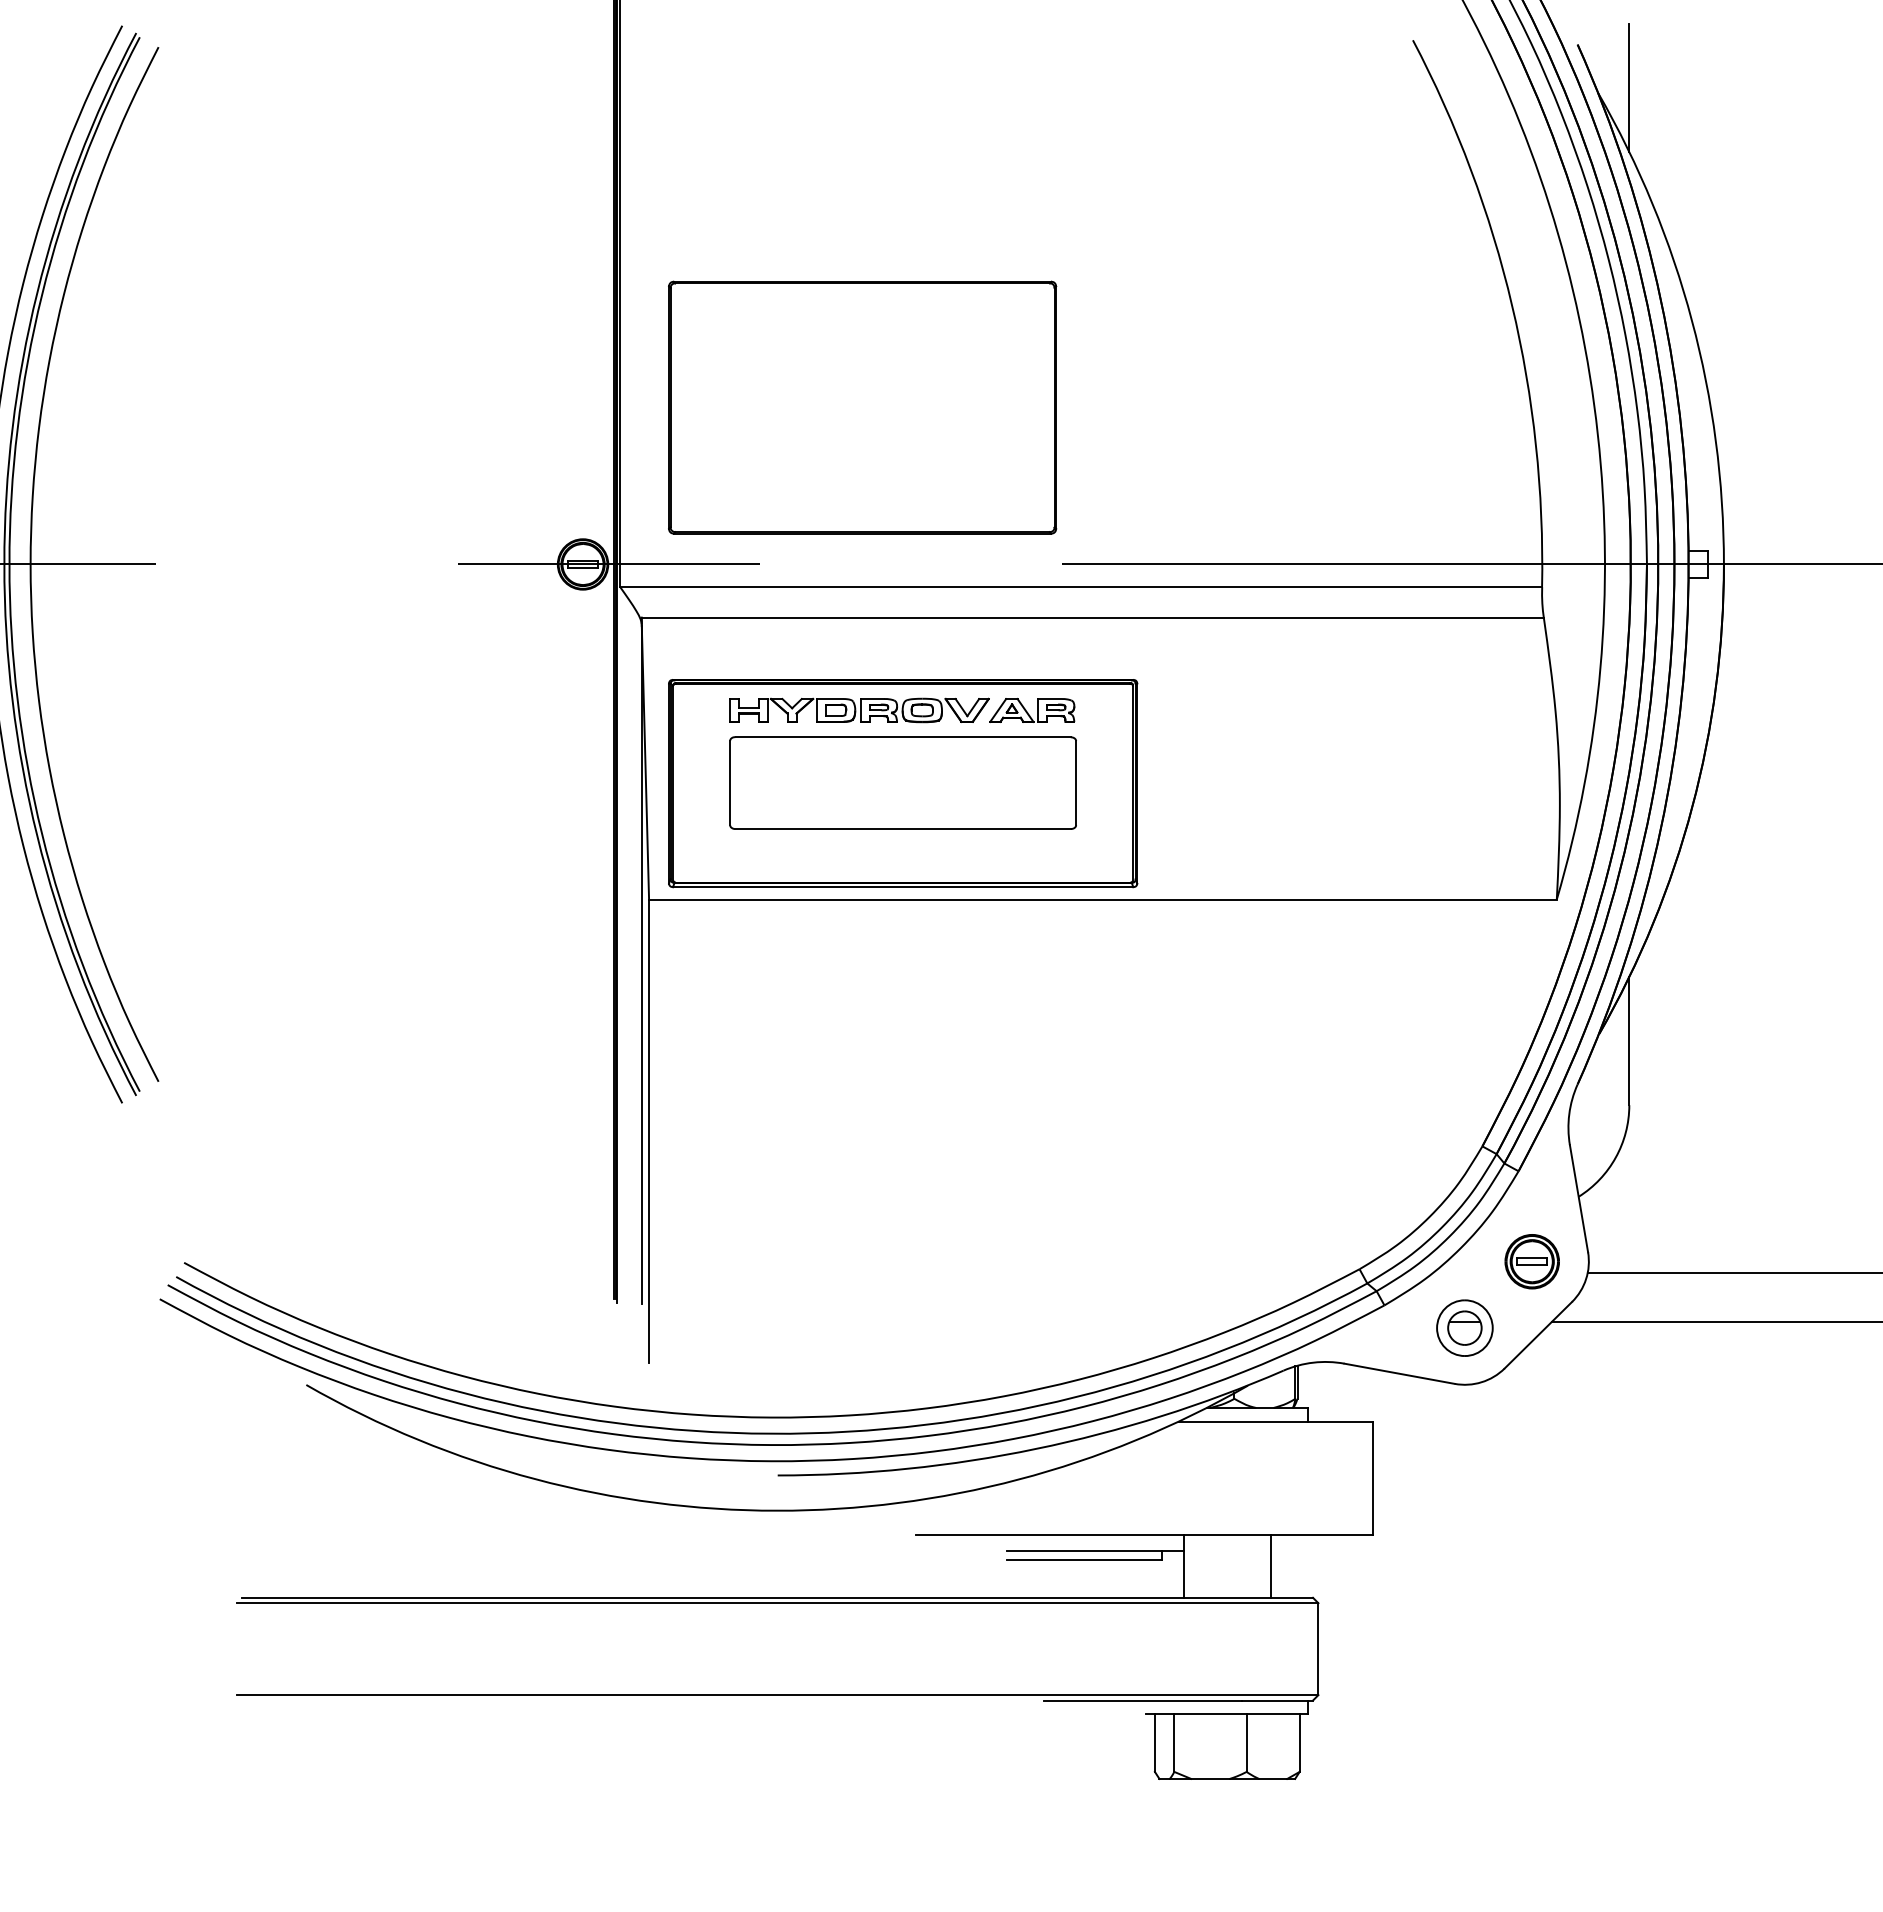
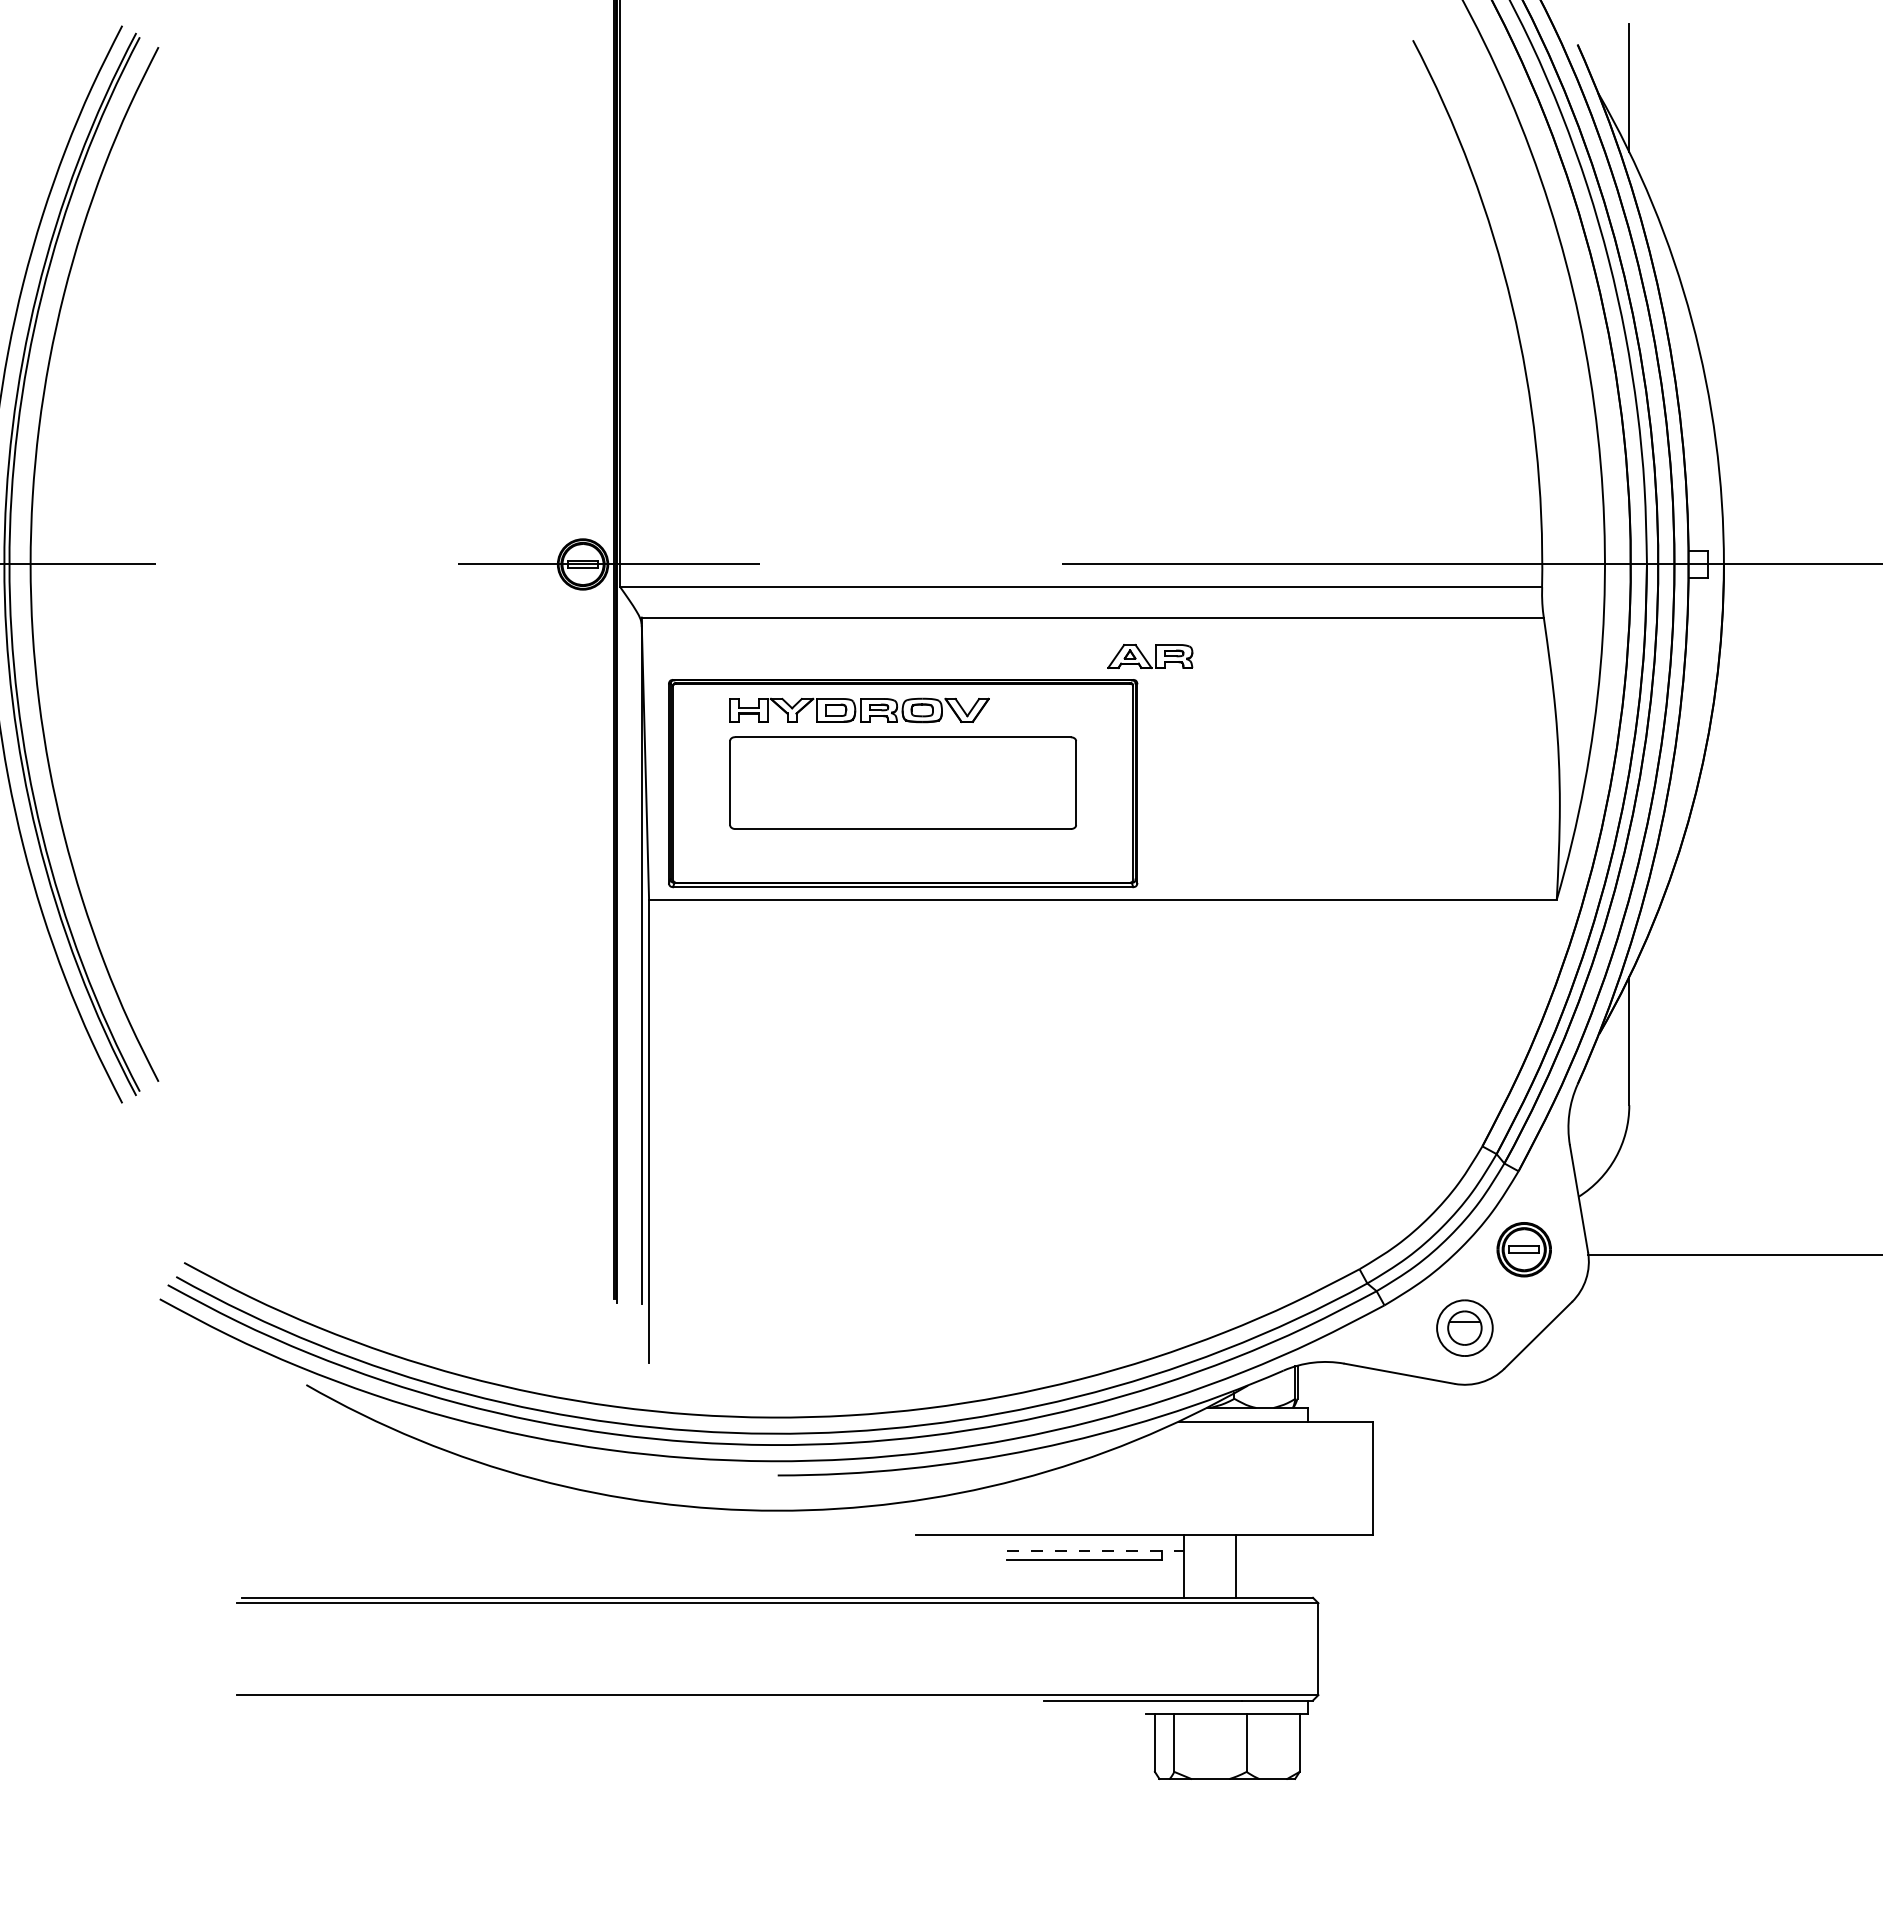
part: present -> none (862, 407)
part position: (1032, 710) -> (1150, 656) (1150, 656)
part position: (1531, 1261) -> (1523, 1249) (1523, 1249)
line position: (1733, 1272) -> (1733, 1254) (1733, 1254)
line: present -> none (1715, 1321)
line: solid -> dashed (1096, 1551)
line position: (1270, 1566) -> (1235, 1566) (1235, 1566)
